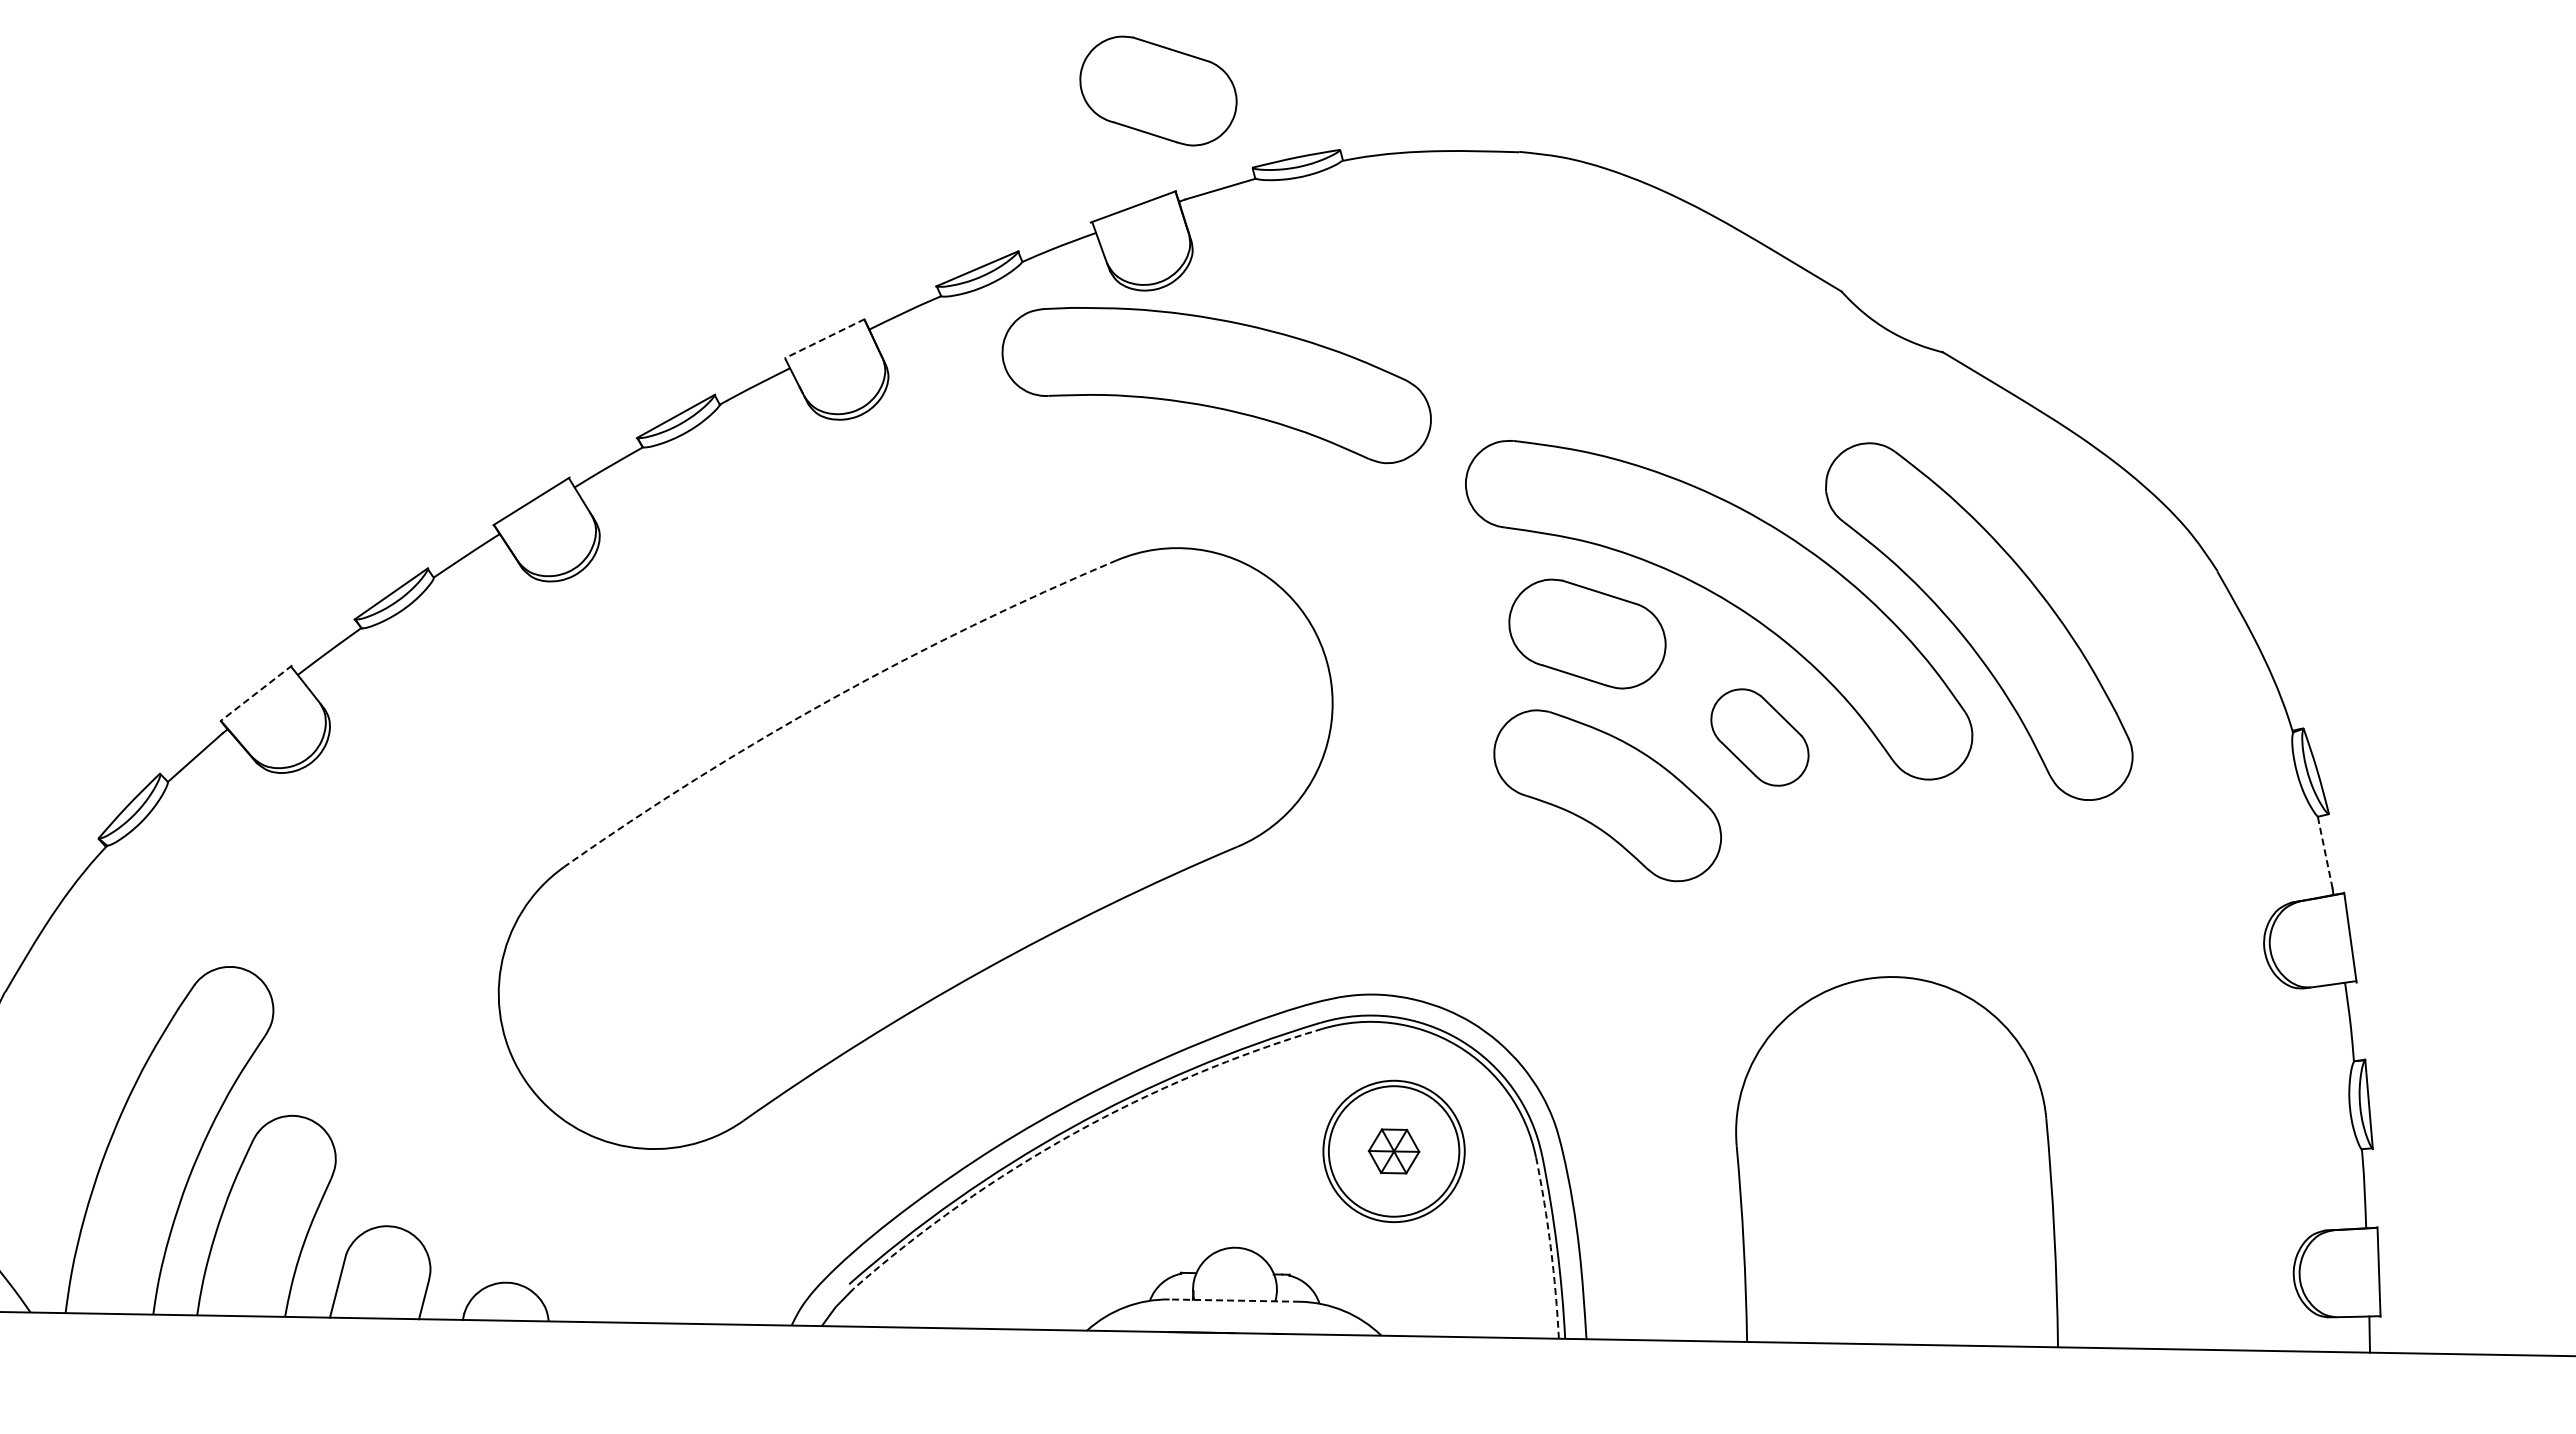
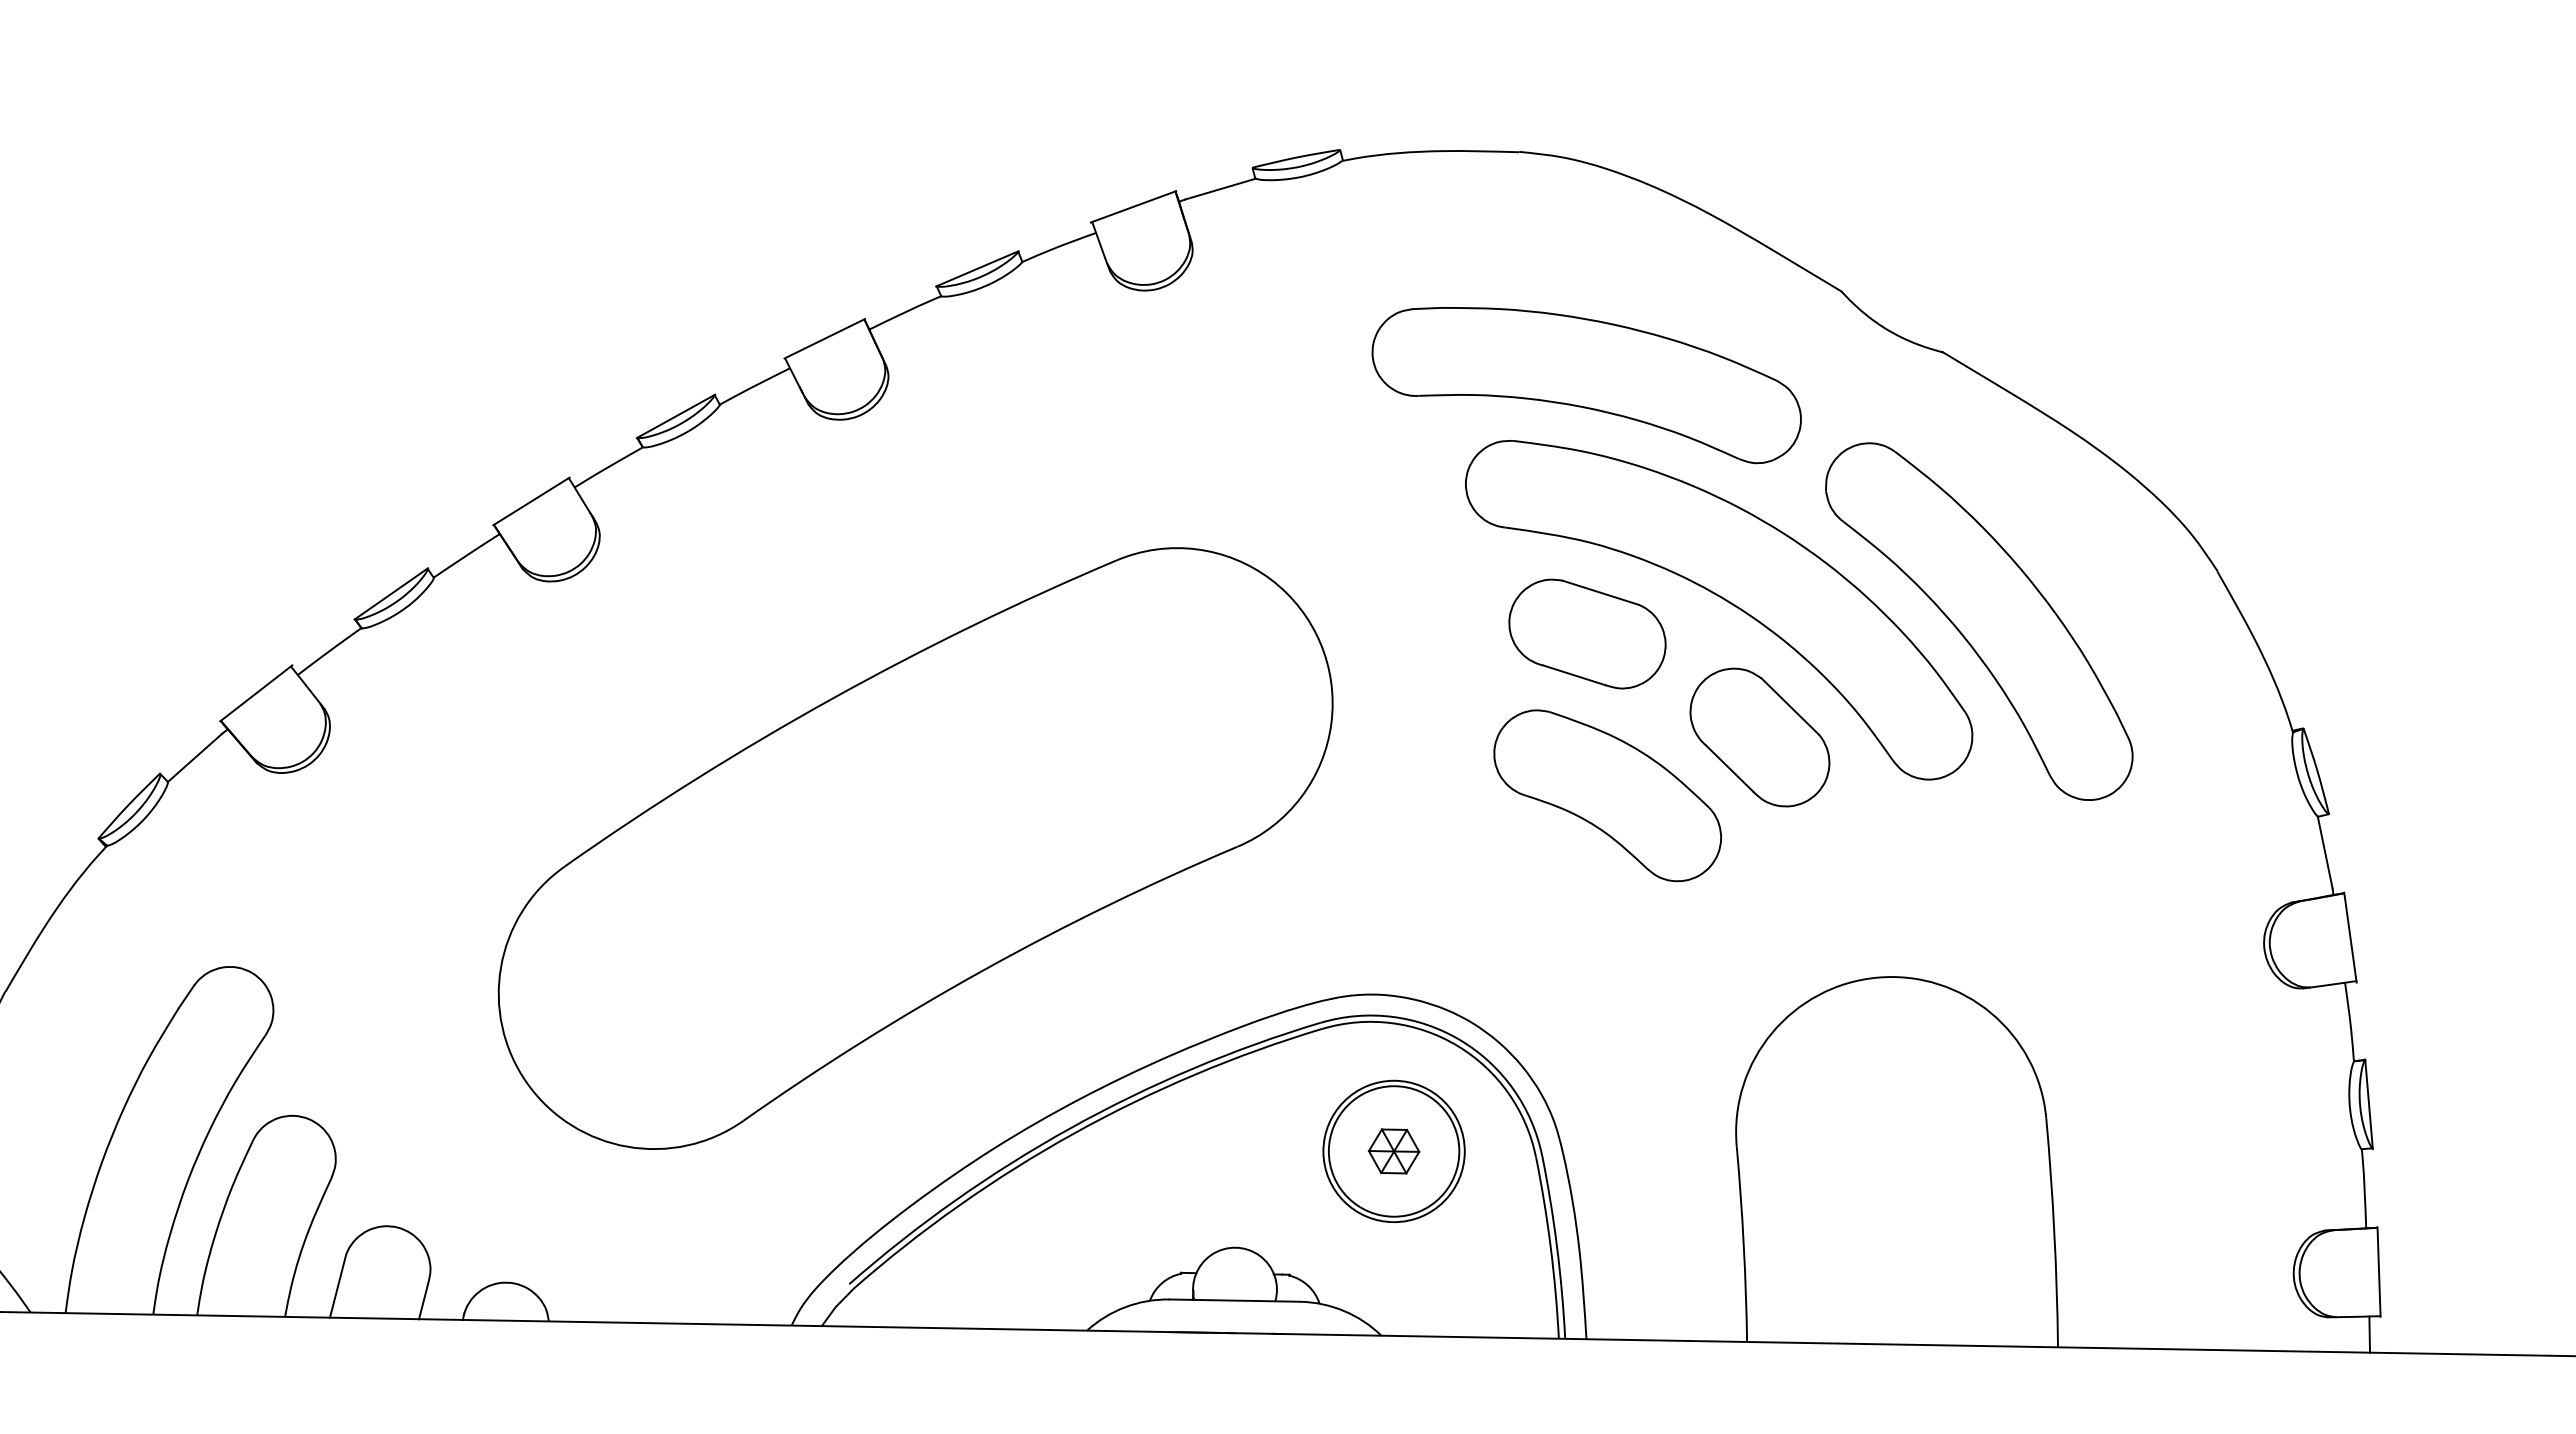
part: present -> none (1158, 90)
line: dashed -> solid (824, 338)
part position: (1216, 385) -> (1586, 385) (1586, 385)
line: dashed -> solid (256, 693)
arc: dashed -> solid (832, 698)
part size: 100x99 px -> 142x141 px (1759, 737)
line: dashed -> solid (2325, 852)
arc: dashed -> solid (1073, 1133)
arc: dashed -> solid (1550, 1247)
line: dashed -> solid (1234, 1300)
